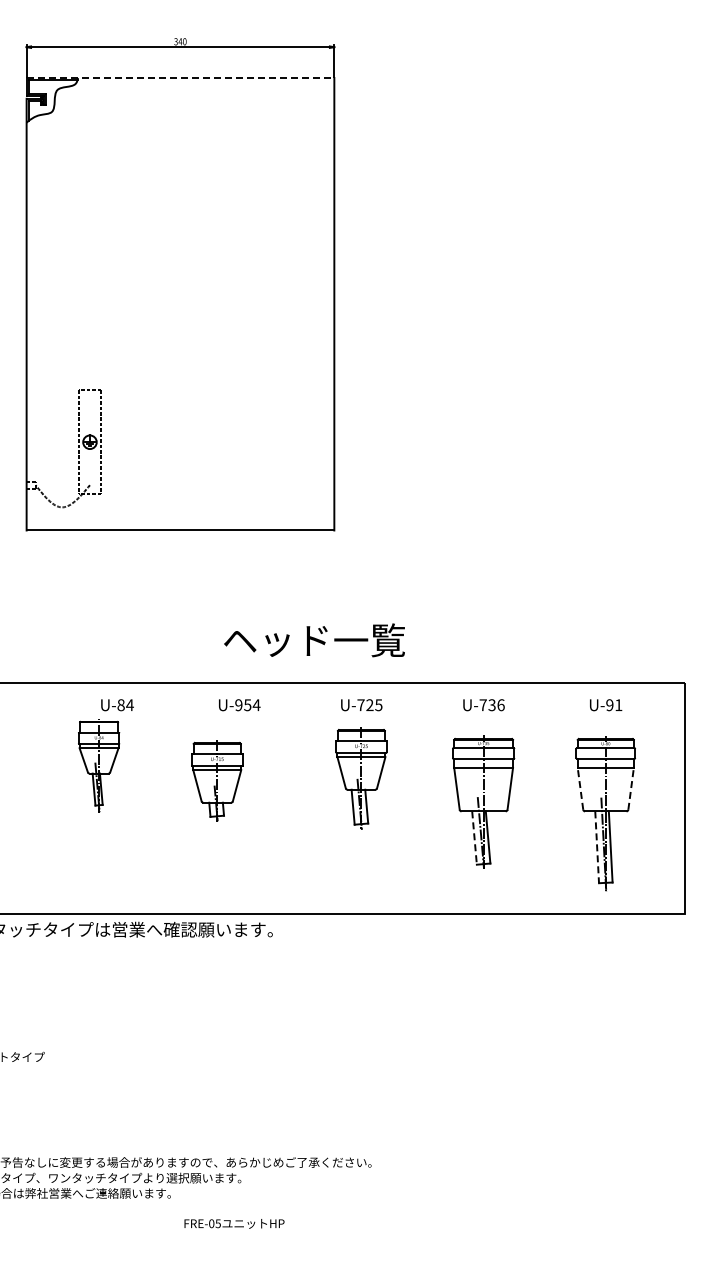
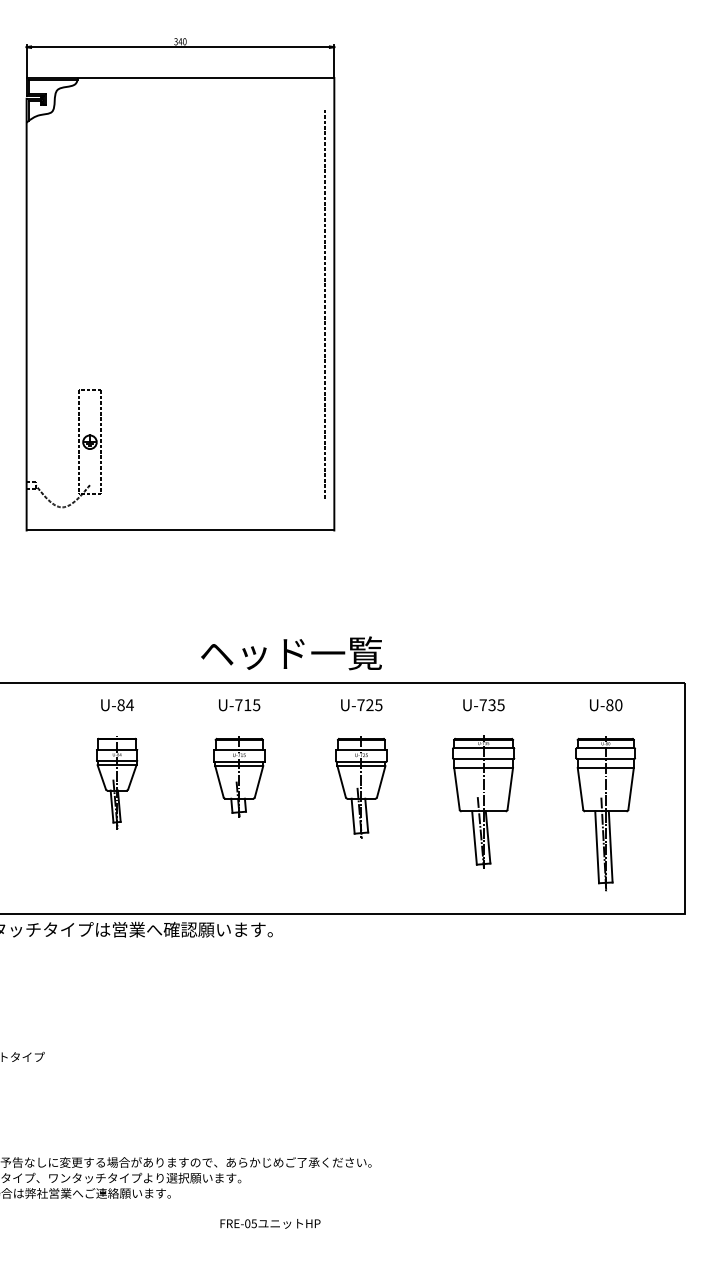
line: dashed -> solid (180, 77)
line: none -> present (325, 303)
text position: (314, 640) -> (291, 653) (291, 653)
text: U-954 -> U-715 (247, 705)
text: U-736 -> U-735 (500, 705)
text: U-91 -> U-80 (614, 705)
part position: (99, 765) -> (117, 782) (117, 782)
part position: (361, 778) -> (361, 787) (361, 787)
part position: (217, 780) -> (239, 776) (239, 776)
line: dashed -> solid (580, 788)
line: dashed -> solid (631, 788)
line: dashed -> solid (474, 838)
line: dashed -> solid (597, 847)
text position: (234, 1223) -> (270, 1223) (270, 1223)
